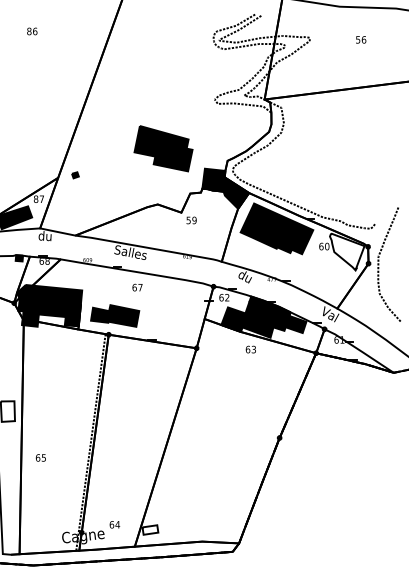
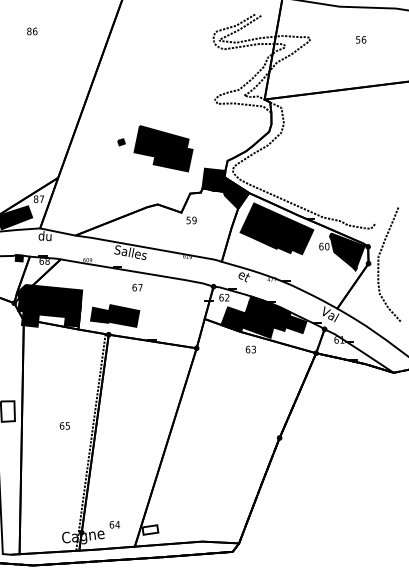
part position: (75, 175) -> (121, 142) (121, 142)
fill: none -> present (346, 251)
text: du -> et (244, 277)
text position: (40, 457) -> (64, 425) (64, 425)
